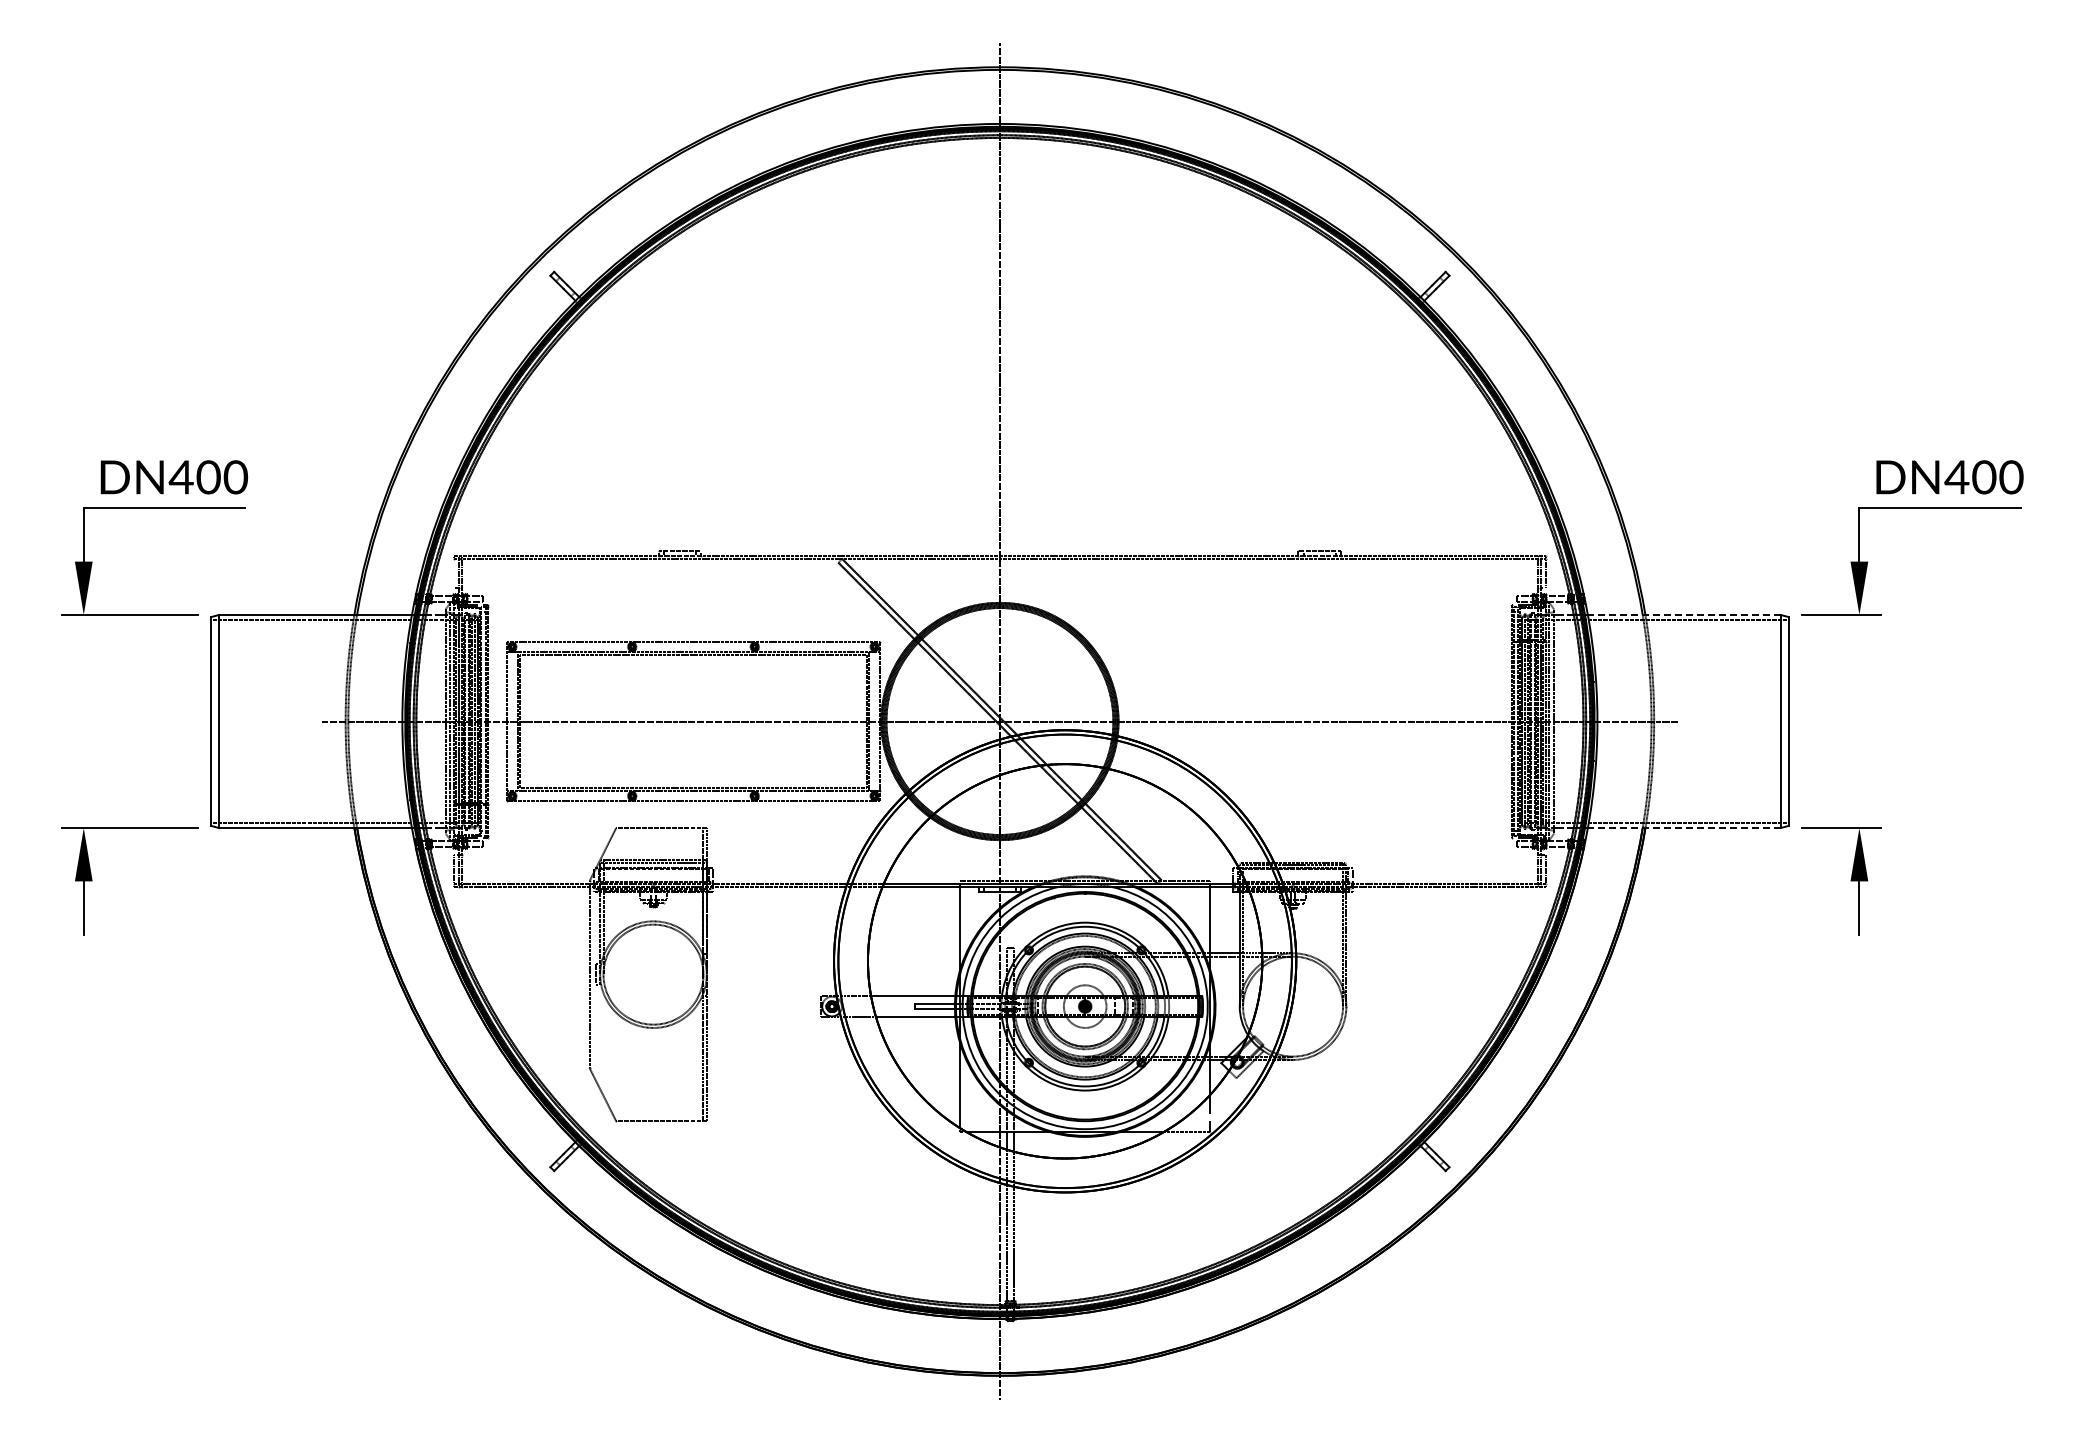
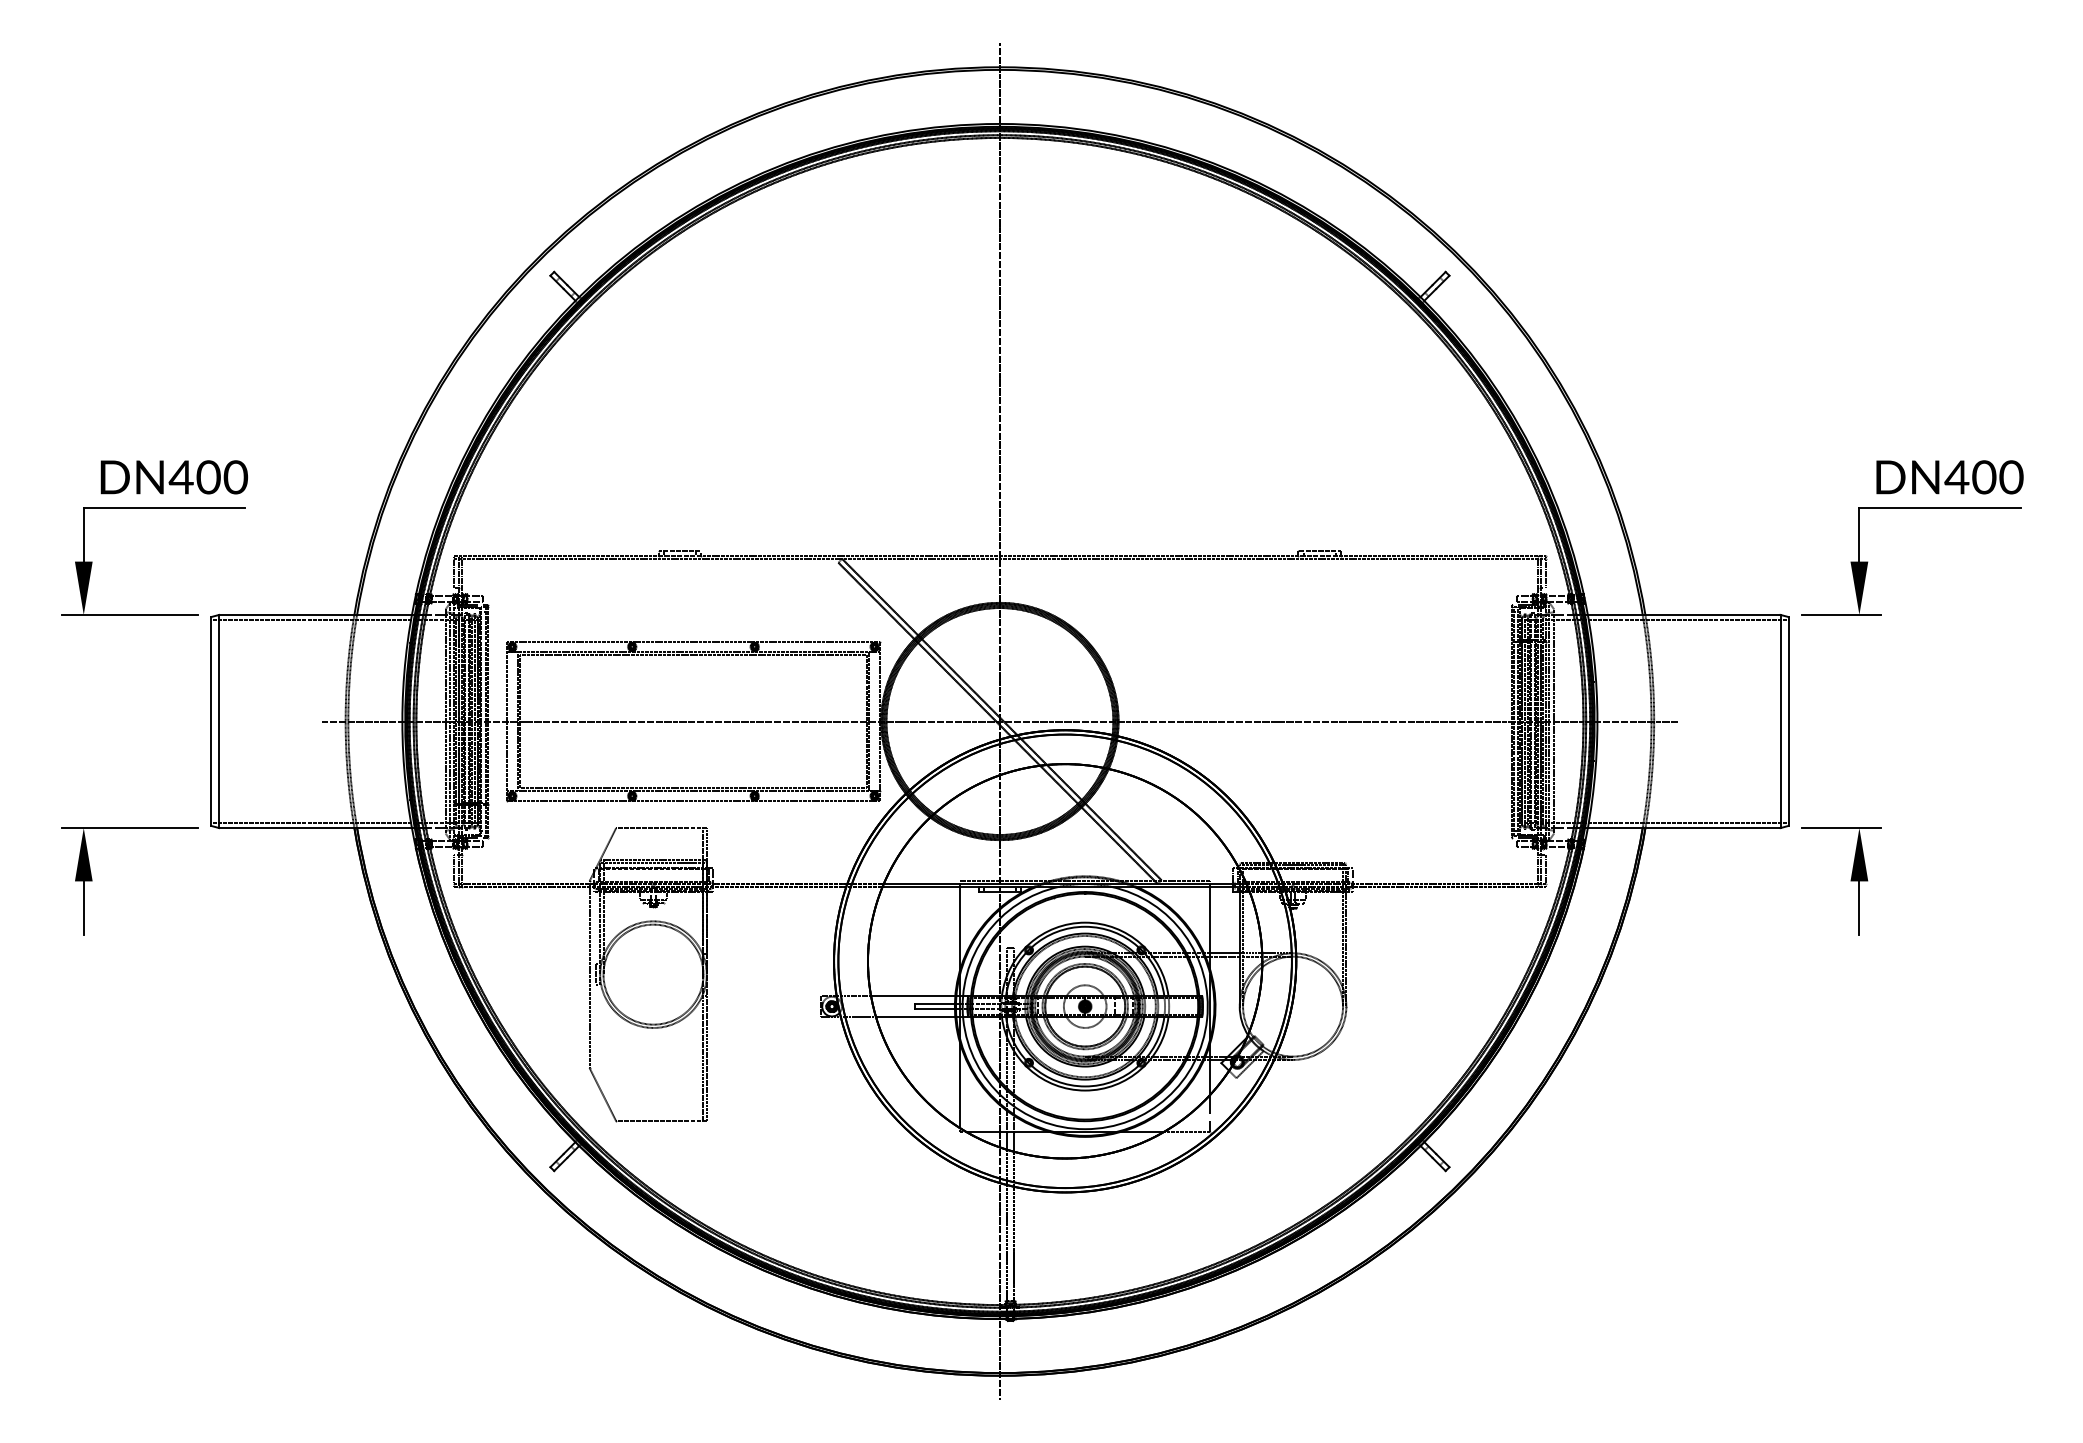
line: none -> present (453, 573)
line: dashed -> solid (1683, 614)
line: dashed -> solid (1683, 828)
